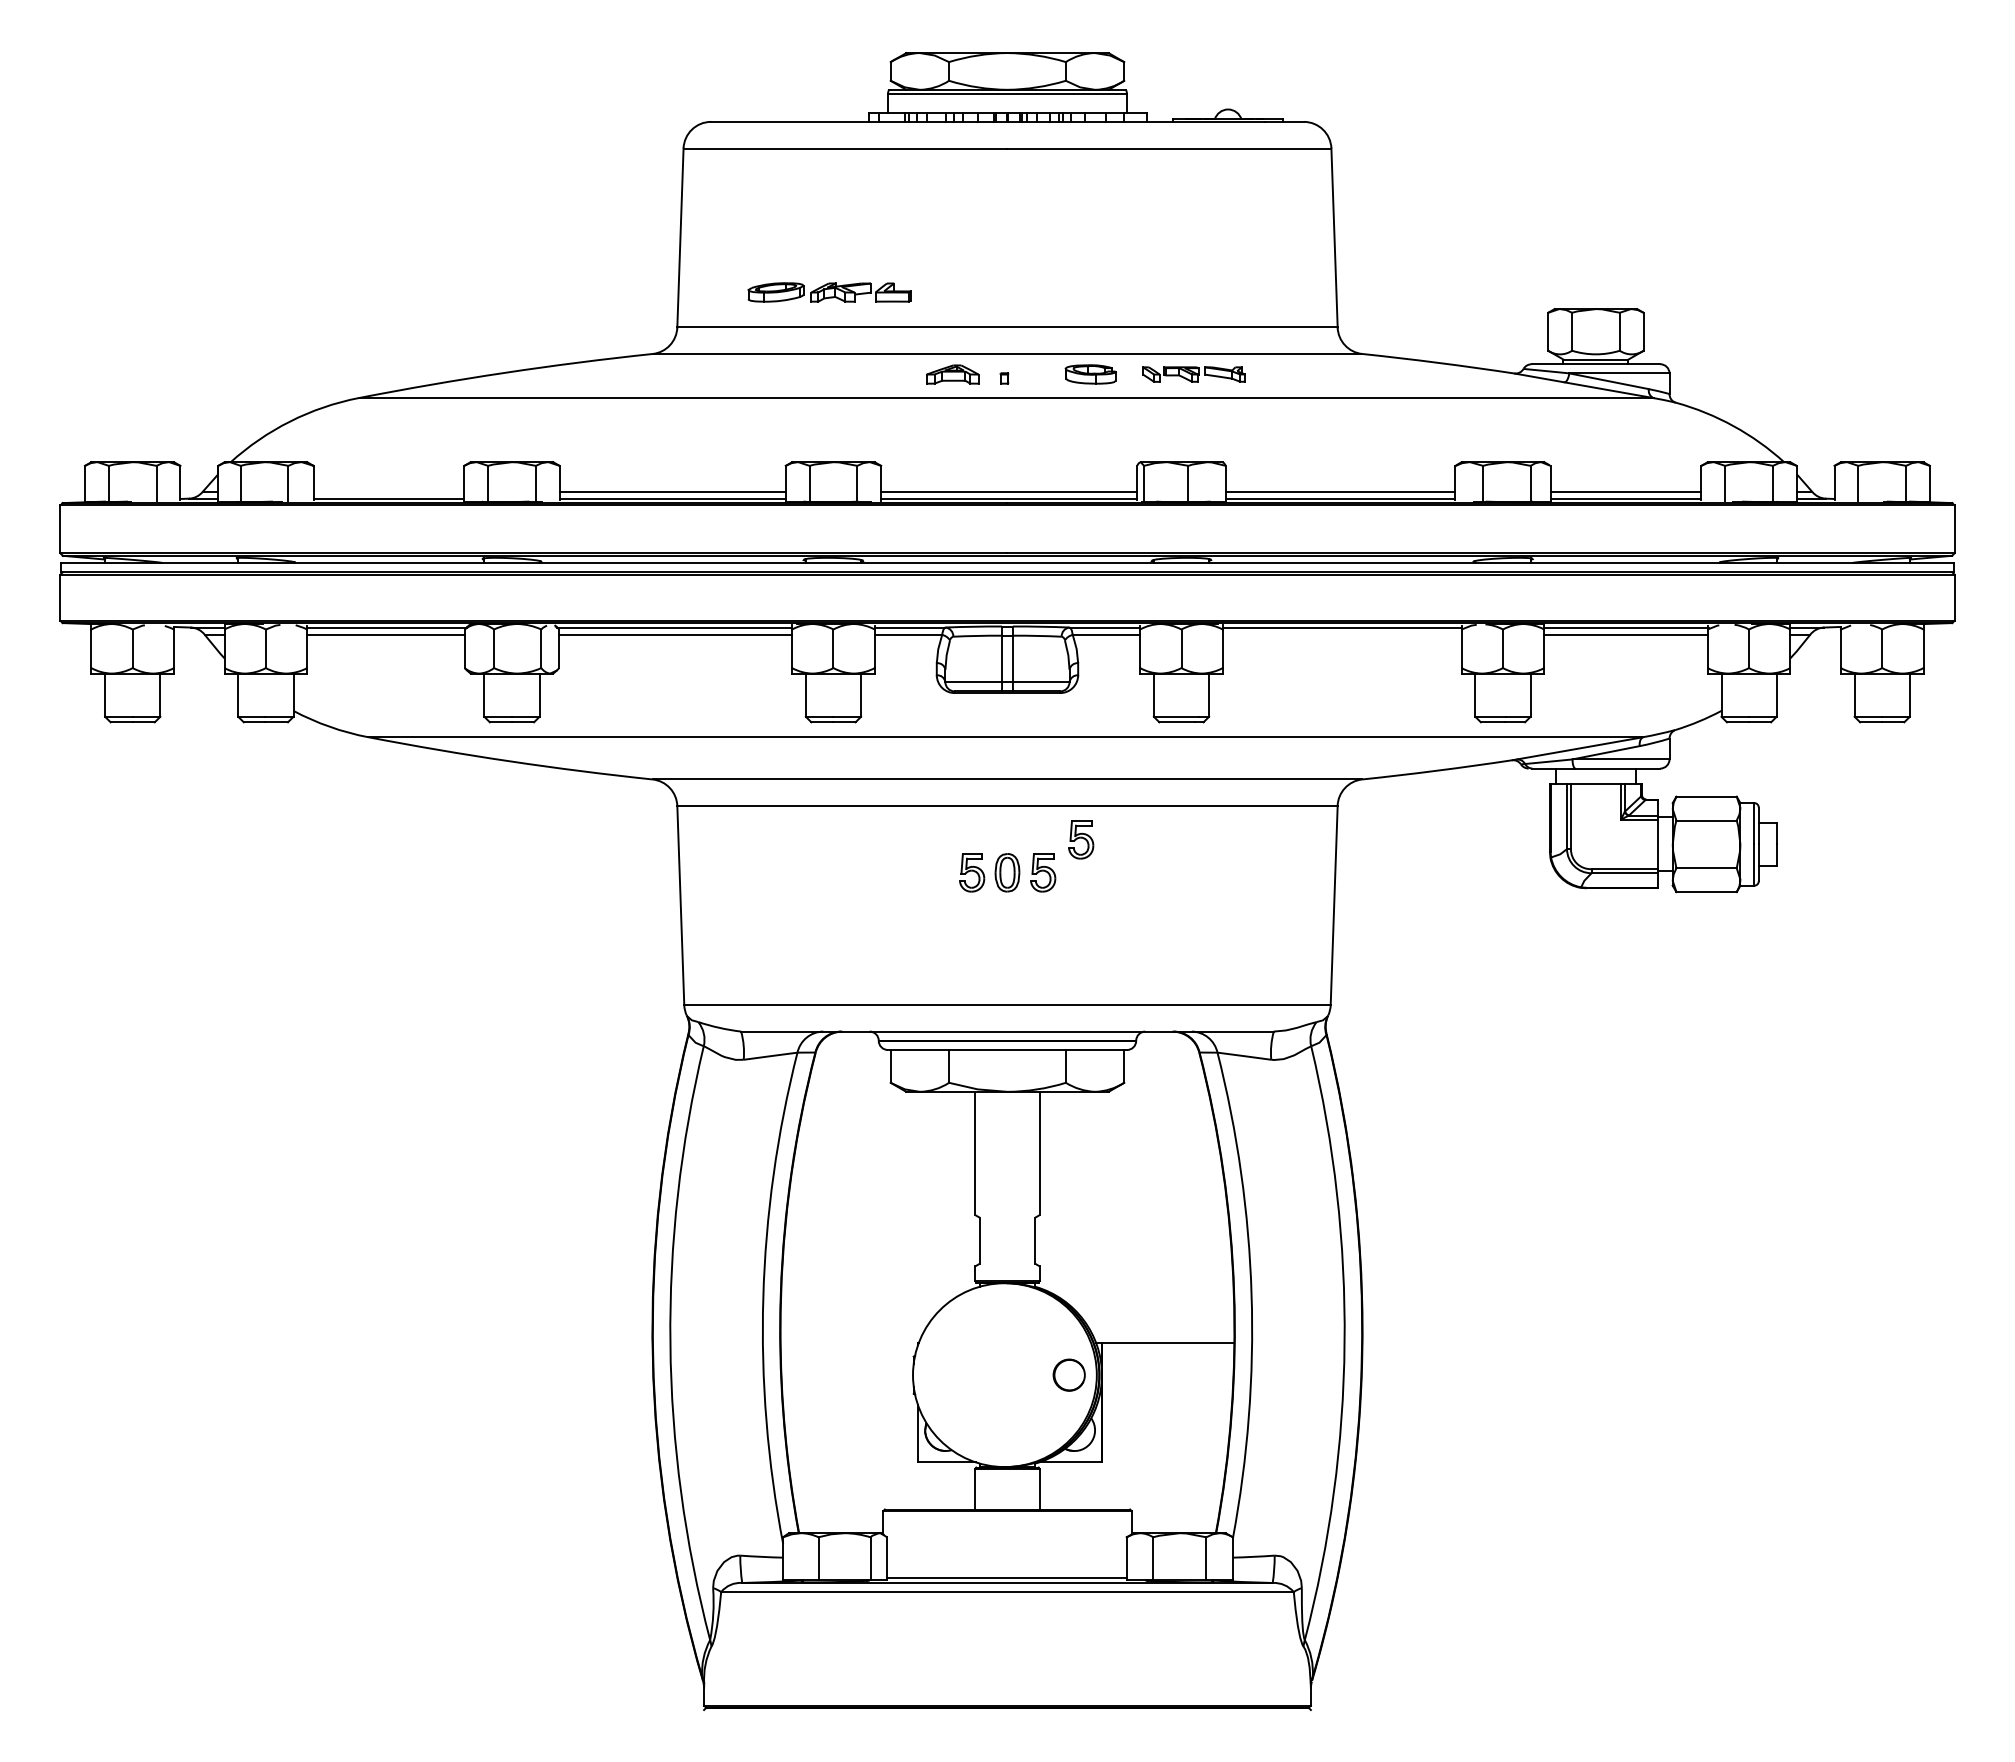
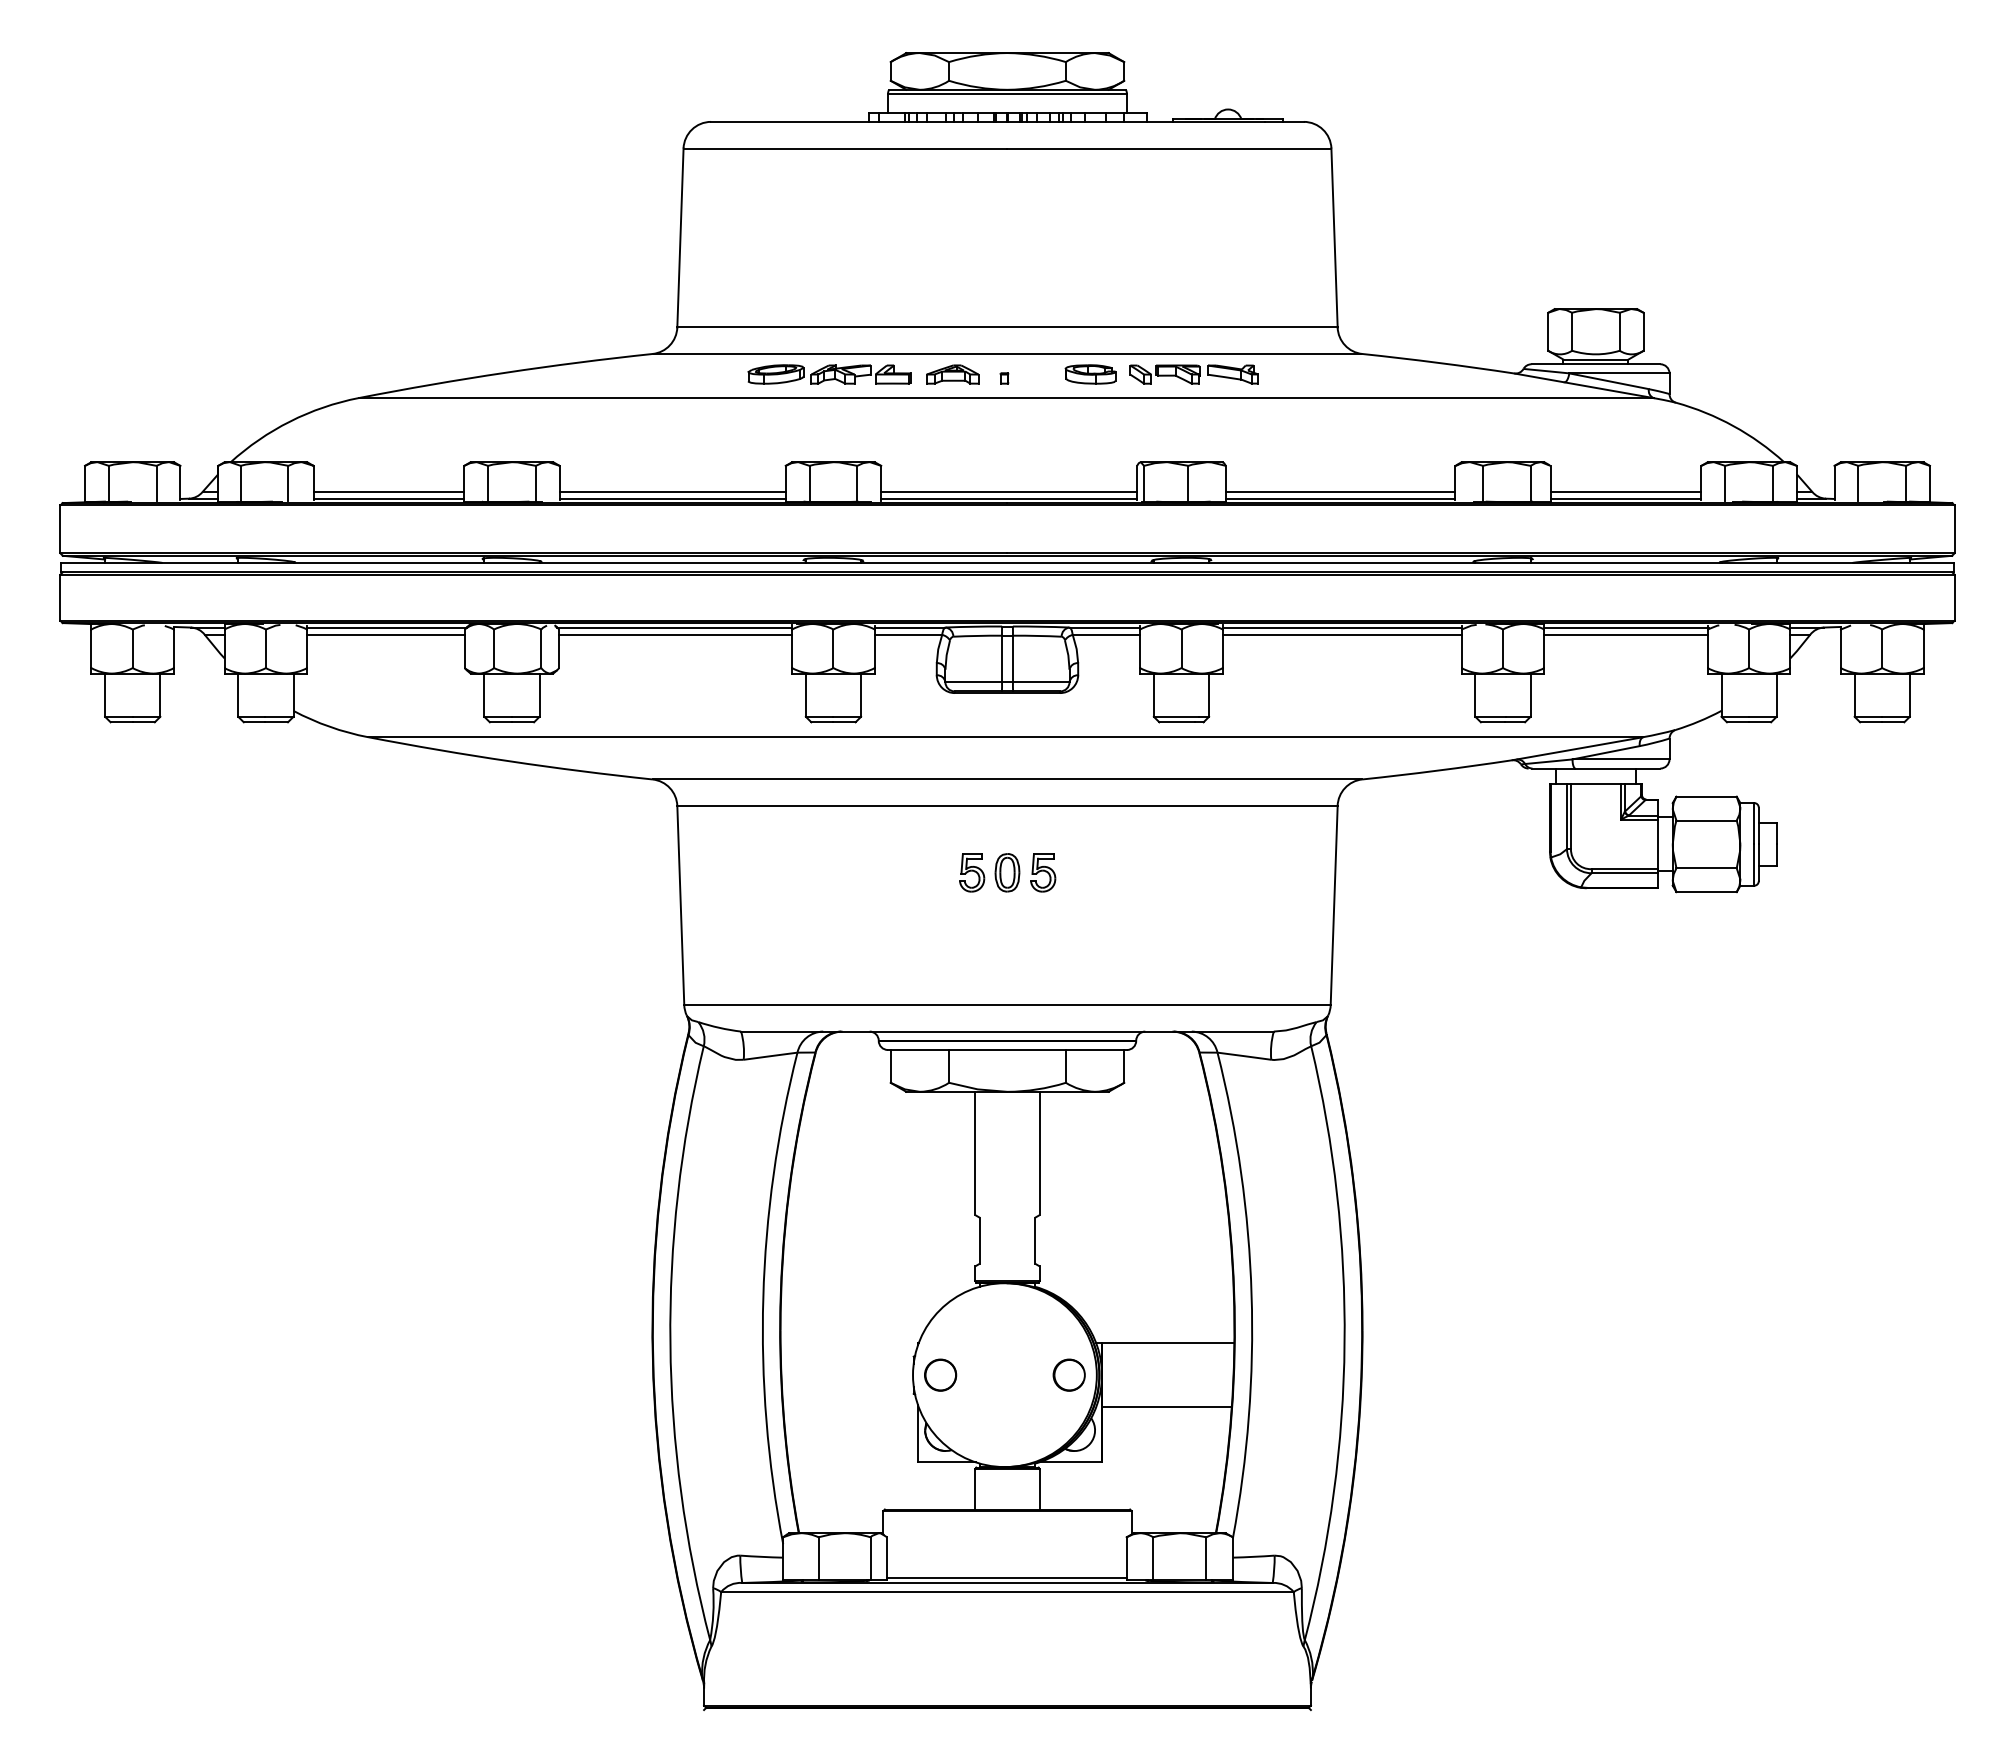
part position: (829, 292) -> (829, 374) (829, 374)
part size: 104x17 px -> 130x21 px (1193, 374)
line: none -> present (388, 491)
line: none -> present (1341, 634)
part: present -> none (1081, 839)
circle: none -> present (940, 1374)
line: none -> present (1166, 1407)
